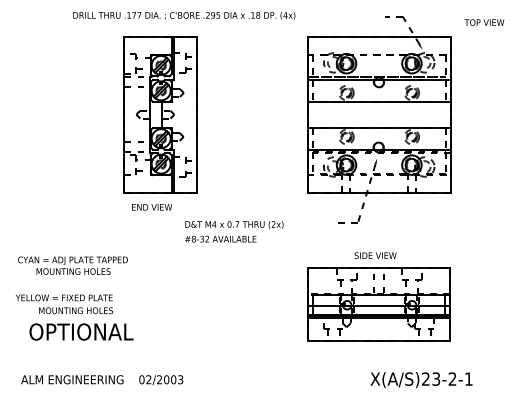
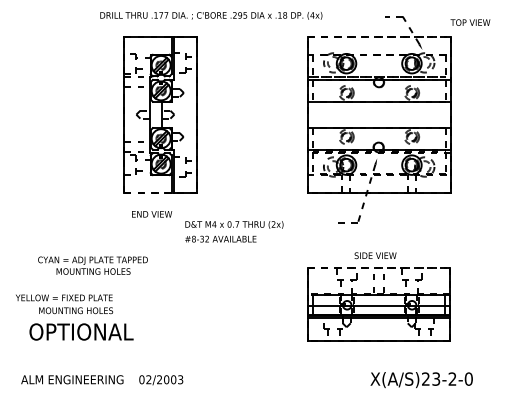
text position: (184, 15) -> (211, 15) (211, 15)
text position: (484, 22) -> (470, 22) (470, 22)
line: solid -> dashed (379, 36)
line: solid -> dashed (148, 193)
text position: (152, 207) -> (152, 214) (152, 214)
text position: (72, 265) -> (92, 265) (92, 265)
line: solid -> dashed (379, 268)
text: X(A/S)23-2-1 -> X(A/S)23-2-0 (468, 378)
